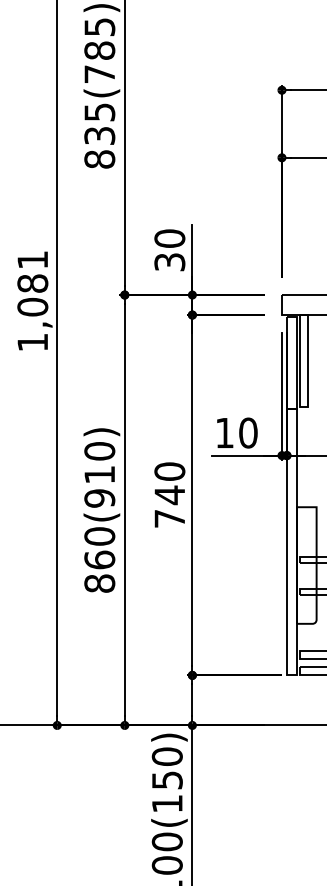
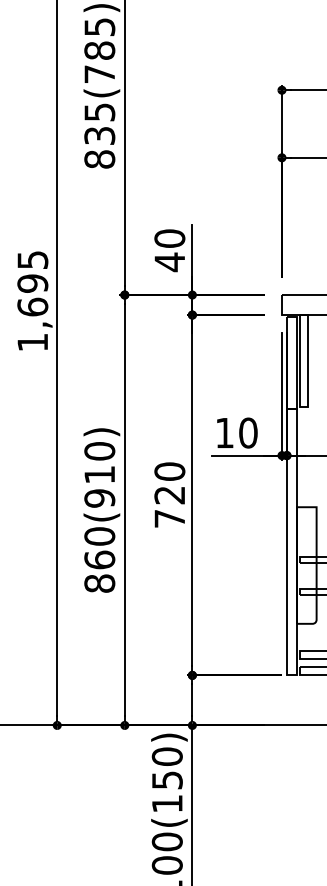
text: 30 -> 40 (169, 262)
text: 1,081 -> 1,695 (32, 283)
text: 740 -> 720 (169, 495)
